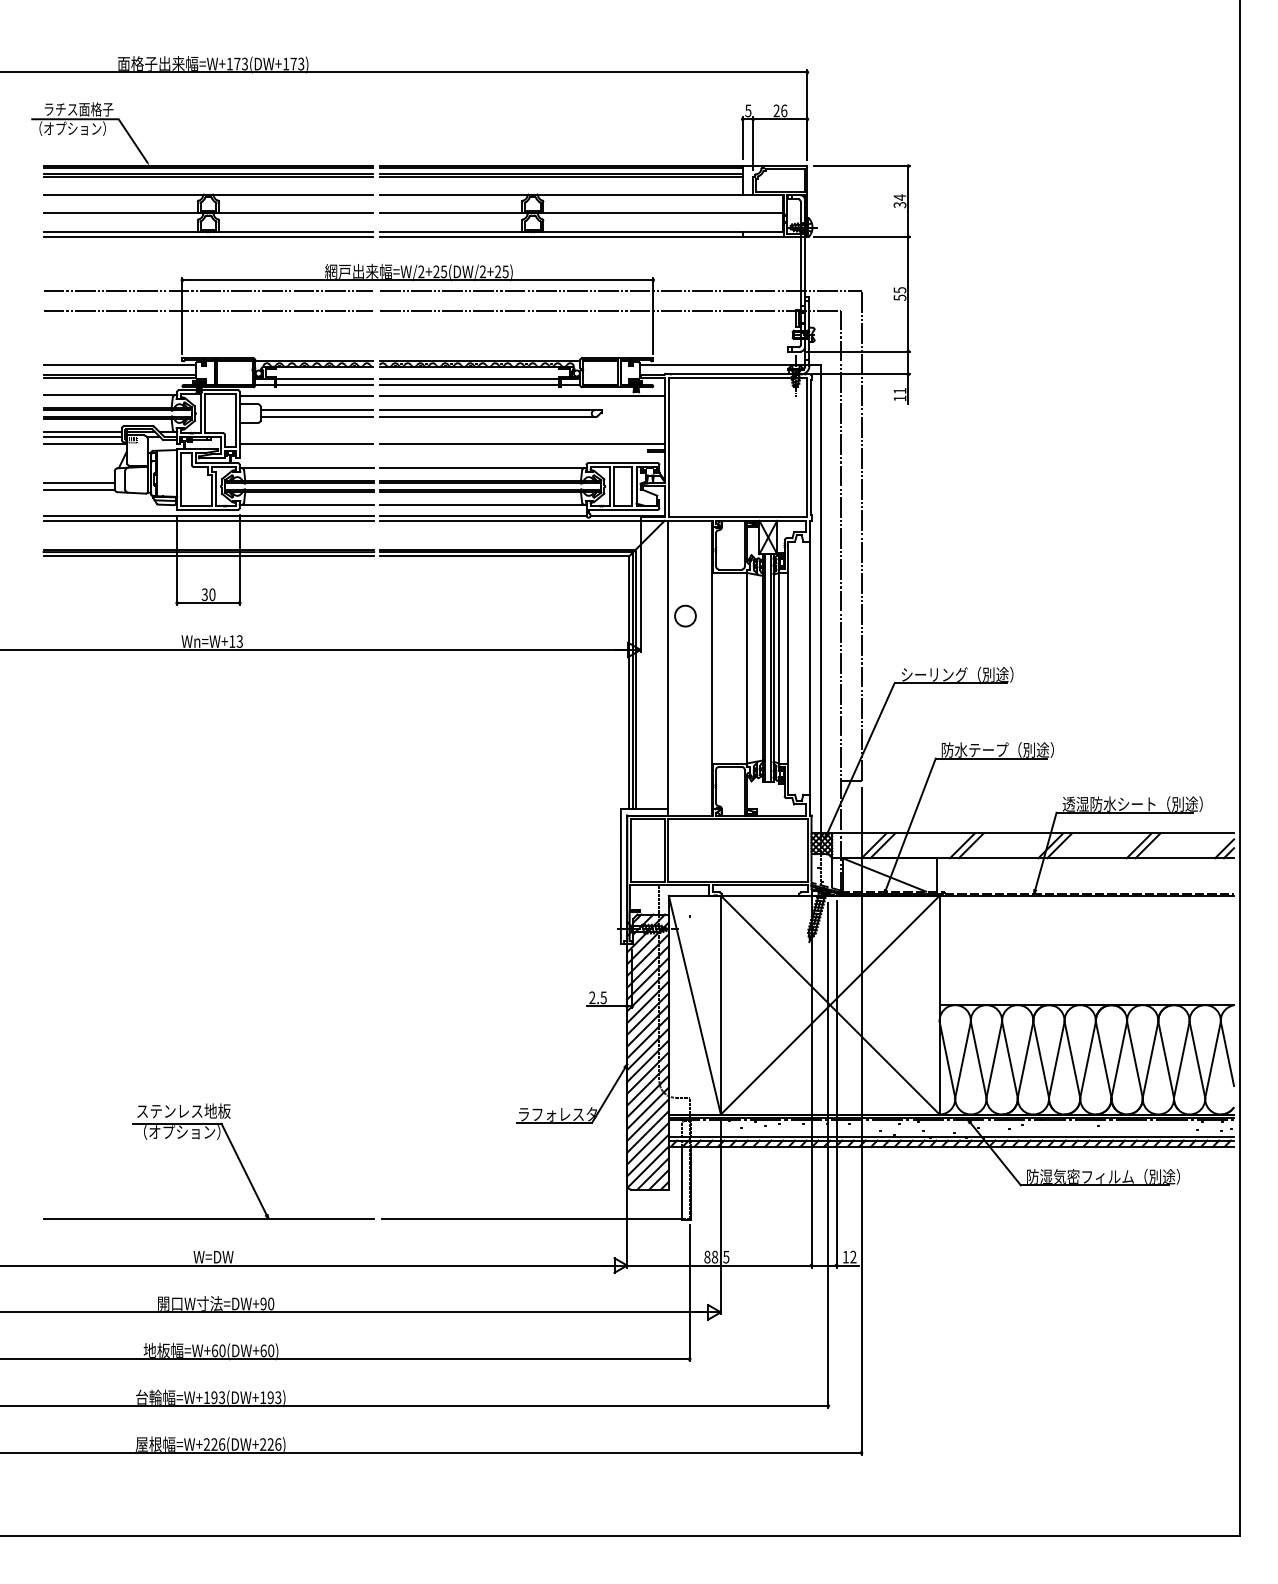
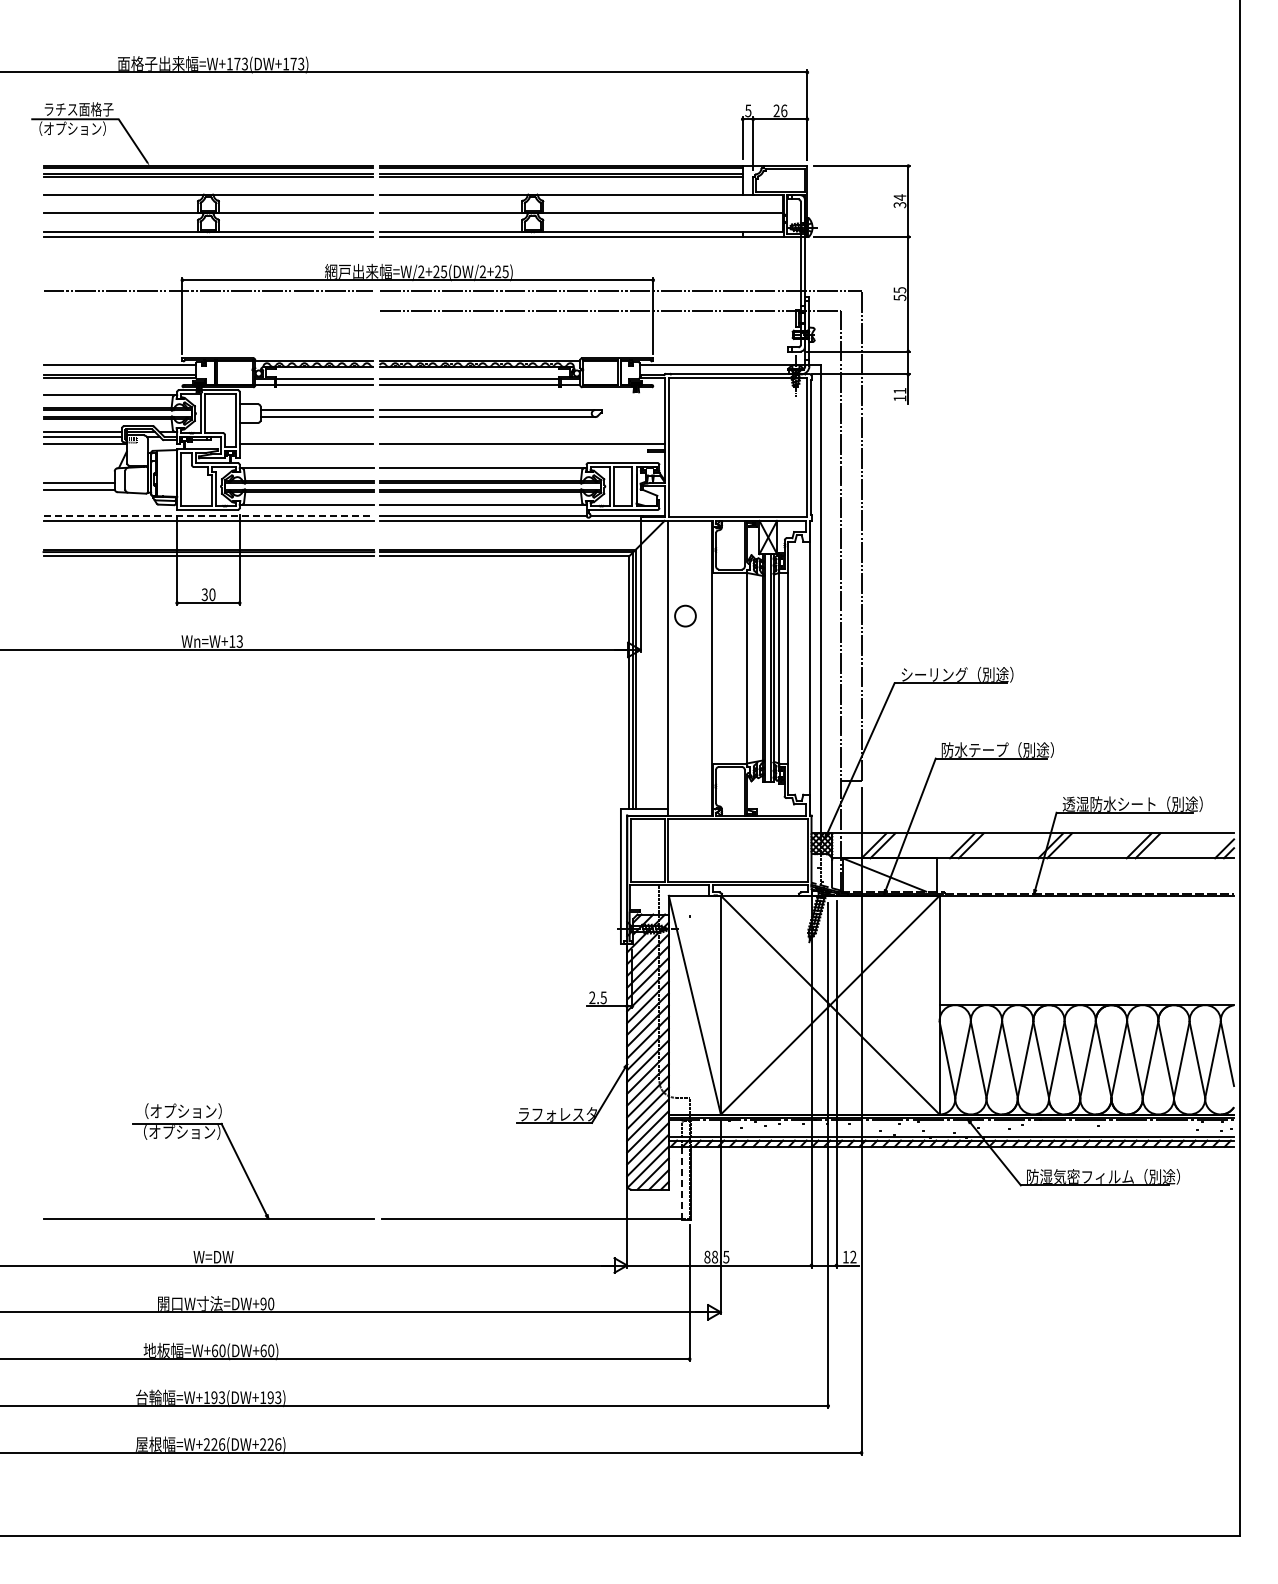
line: present -> none (208, 311)
line: present -> none (306, 395)
line: present -> none (521, 395)
line: solid -> dashed (209, 515)
text: ステンレス地板 -> （オプション） (183, 1110)
line: solid -> dashed (682, 1182)
